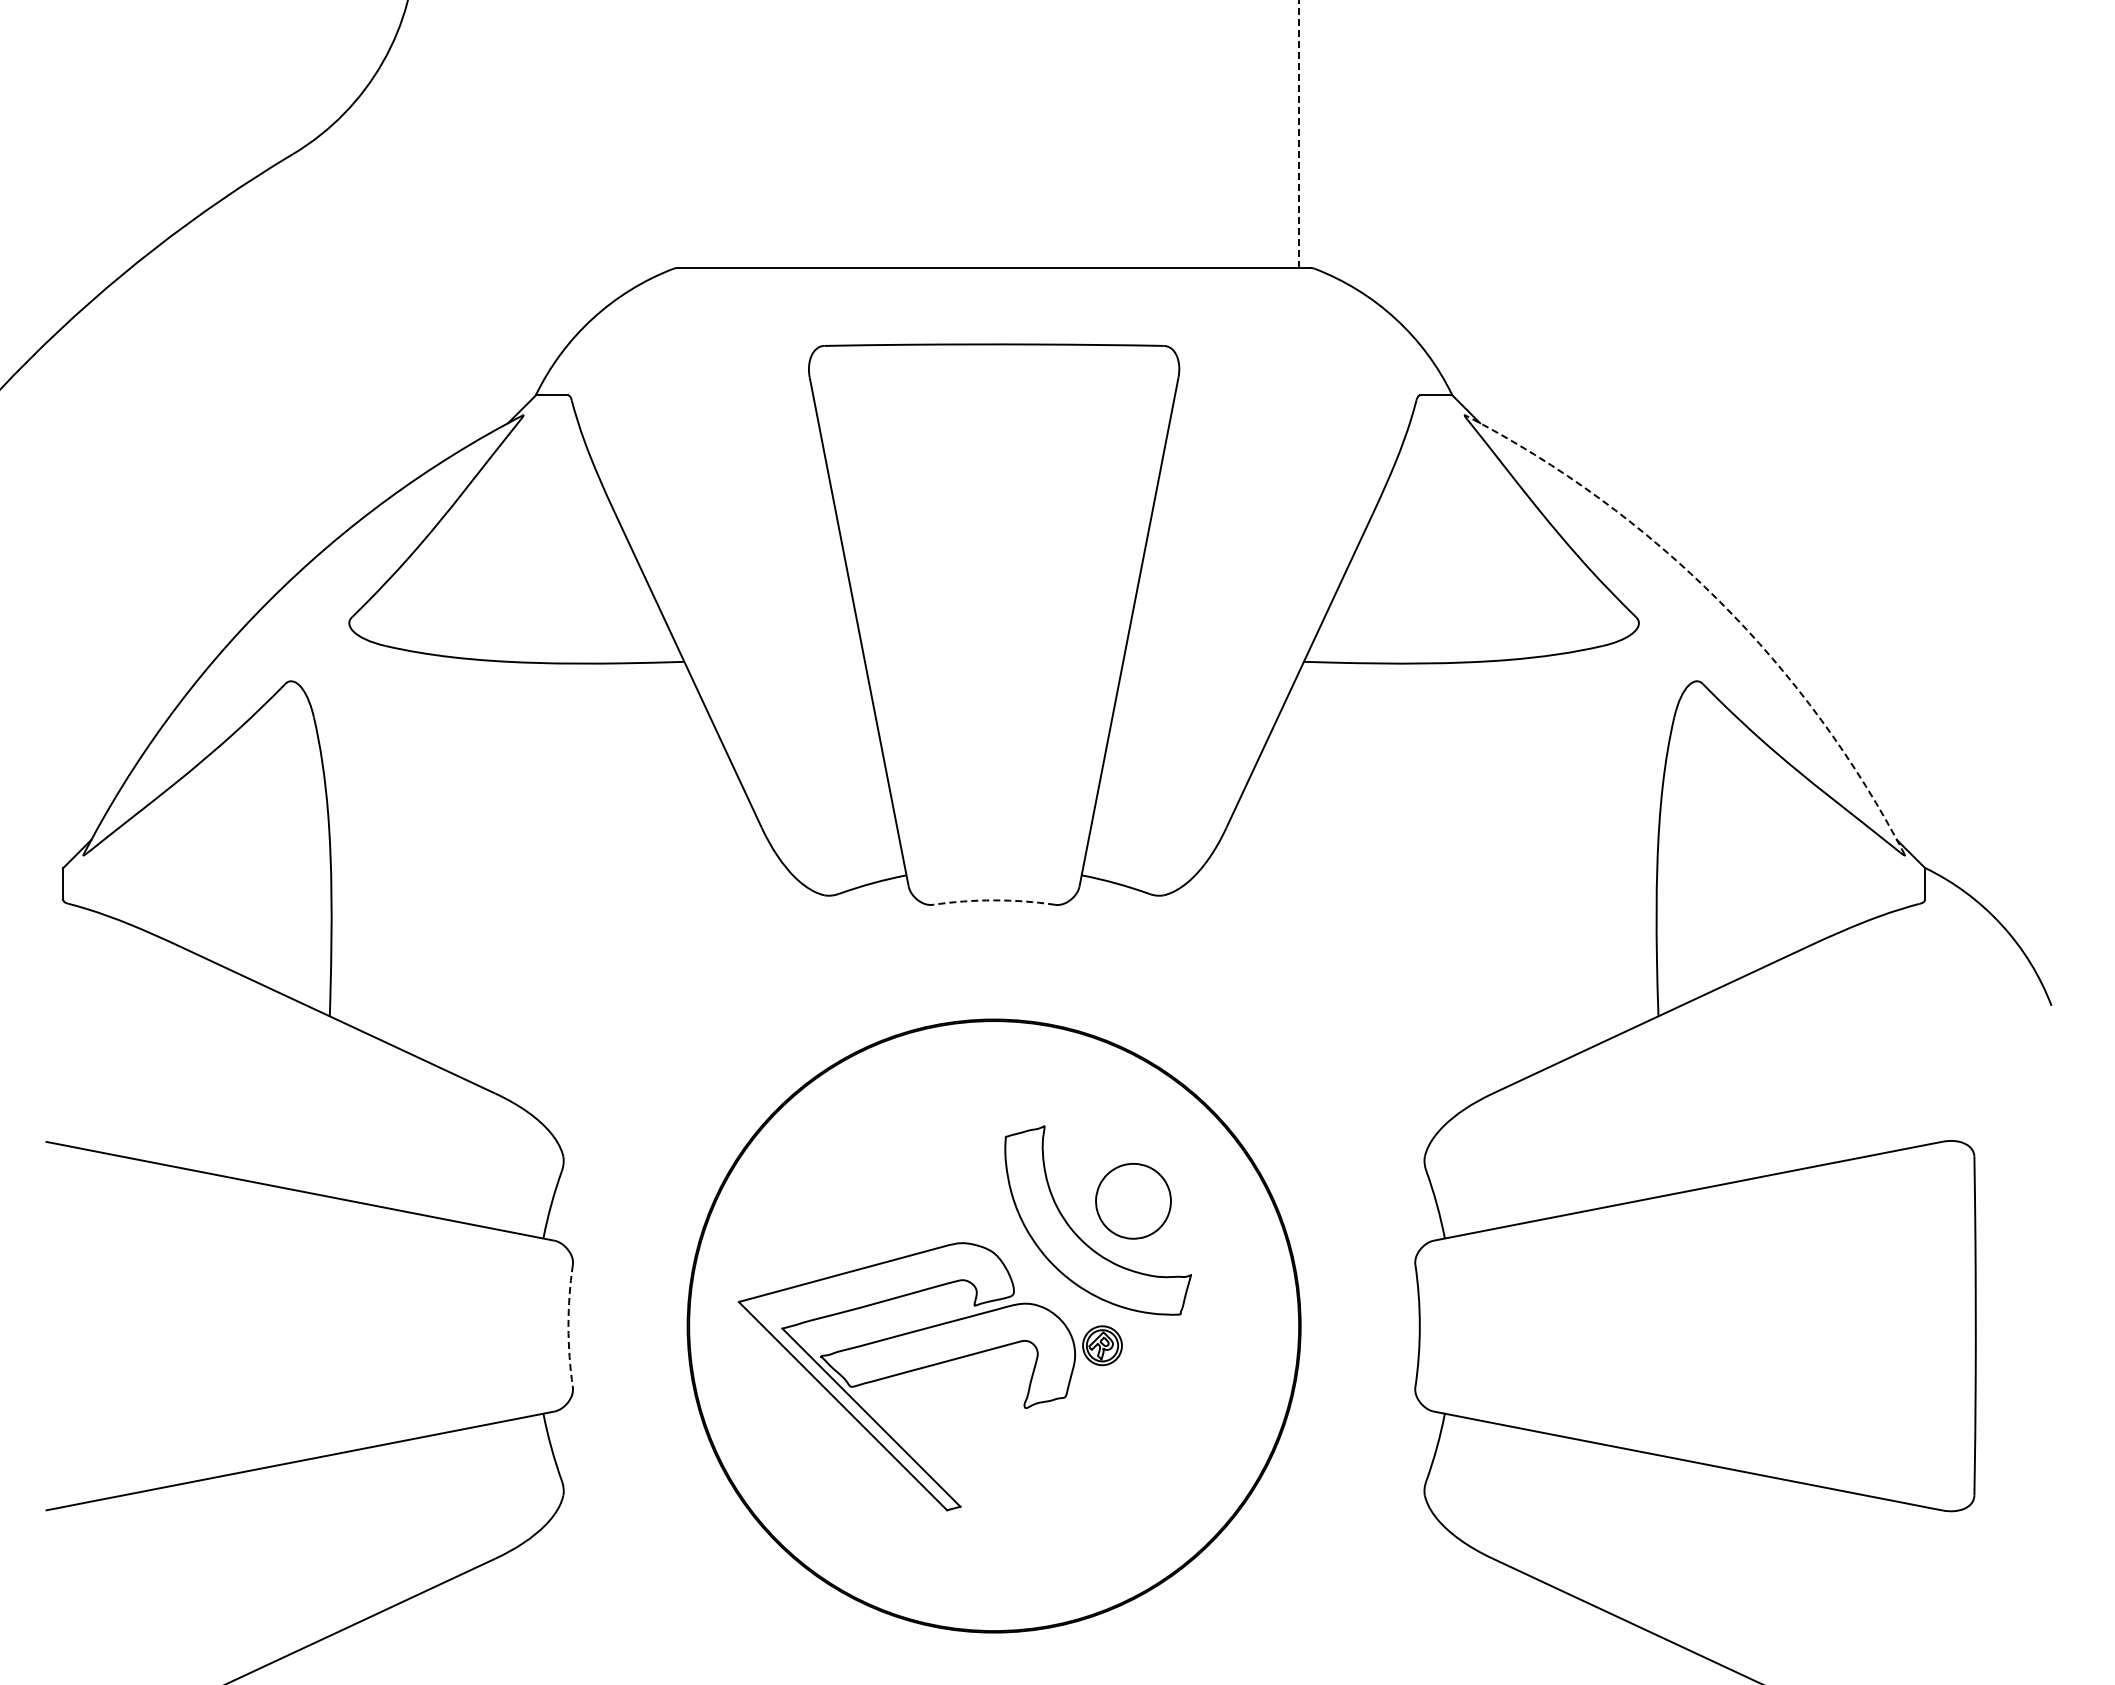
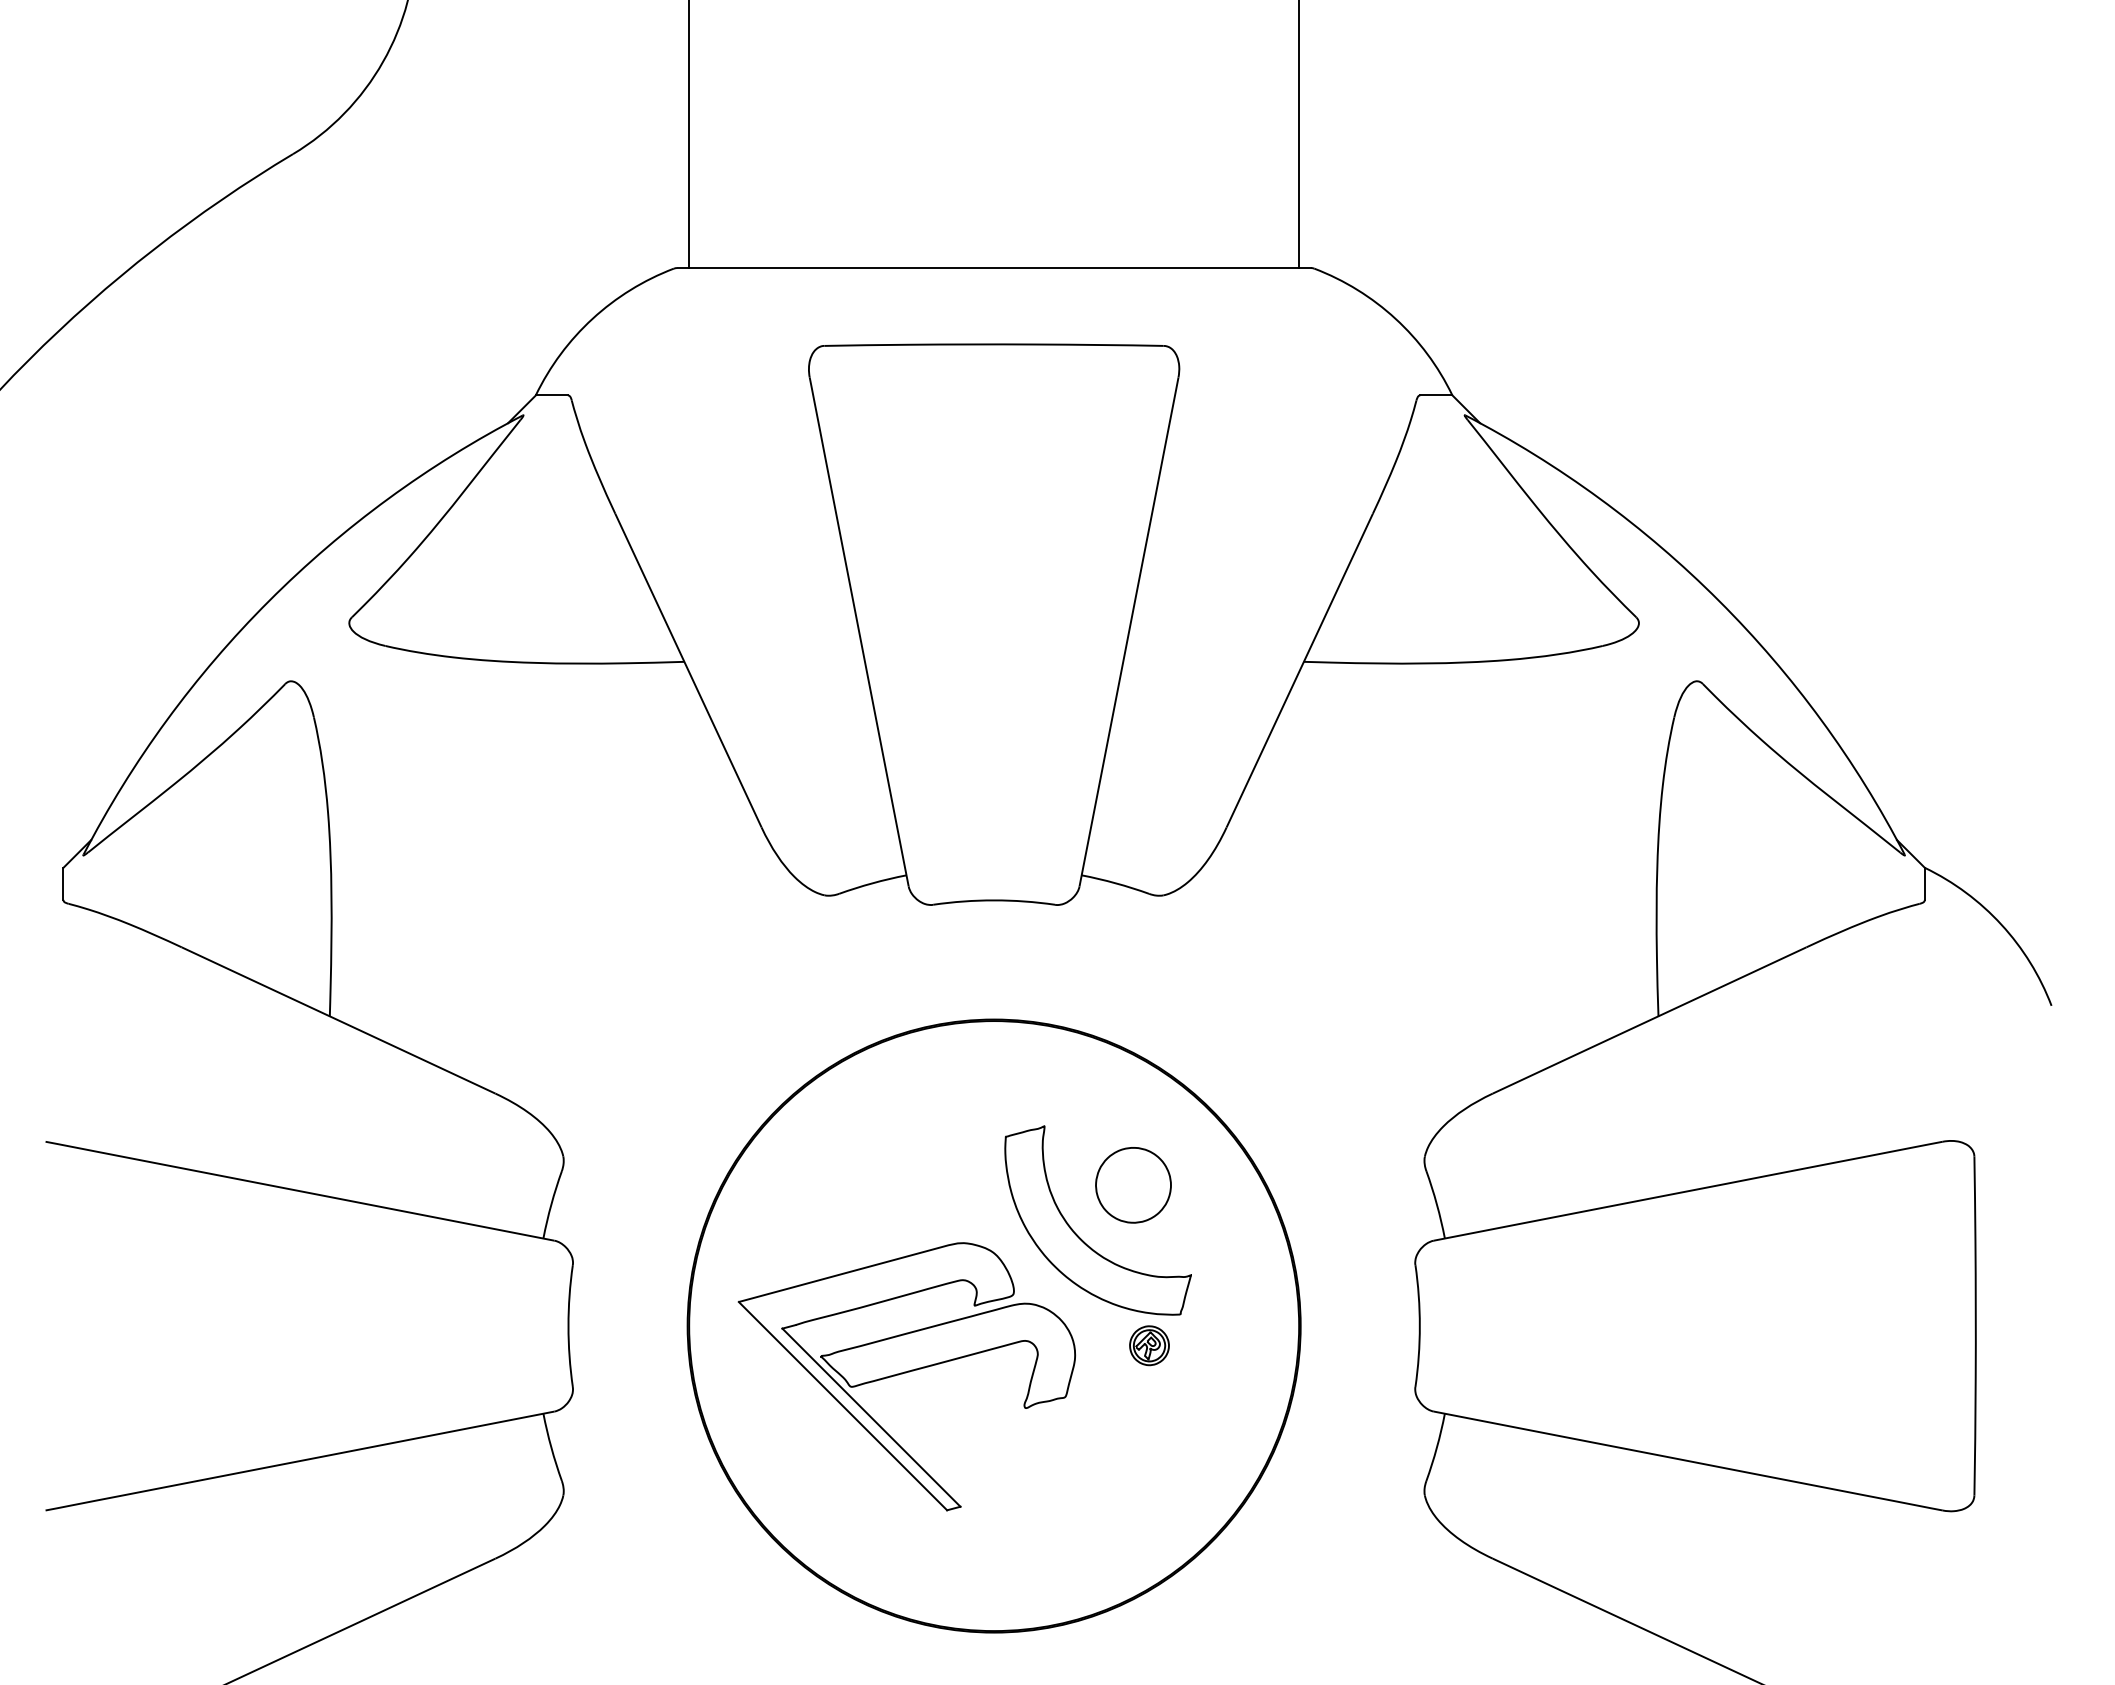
line: dashed -> solid (1299, 134)
line: none -> present (689, 135)
arc: dashed -> solid (1719, 601)
arc: dashed -> solid (994, 900)
part position: (1133, 1201) -> (1133, 1185) (1133, 1185)
arc: dashed -> solid (568, 1326)
part position: (1102, 1345) -> (1149, 1345) (1149, 1345)
